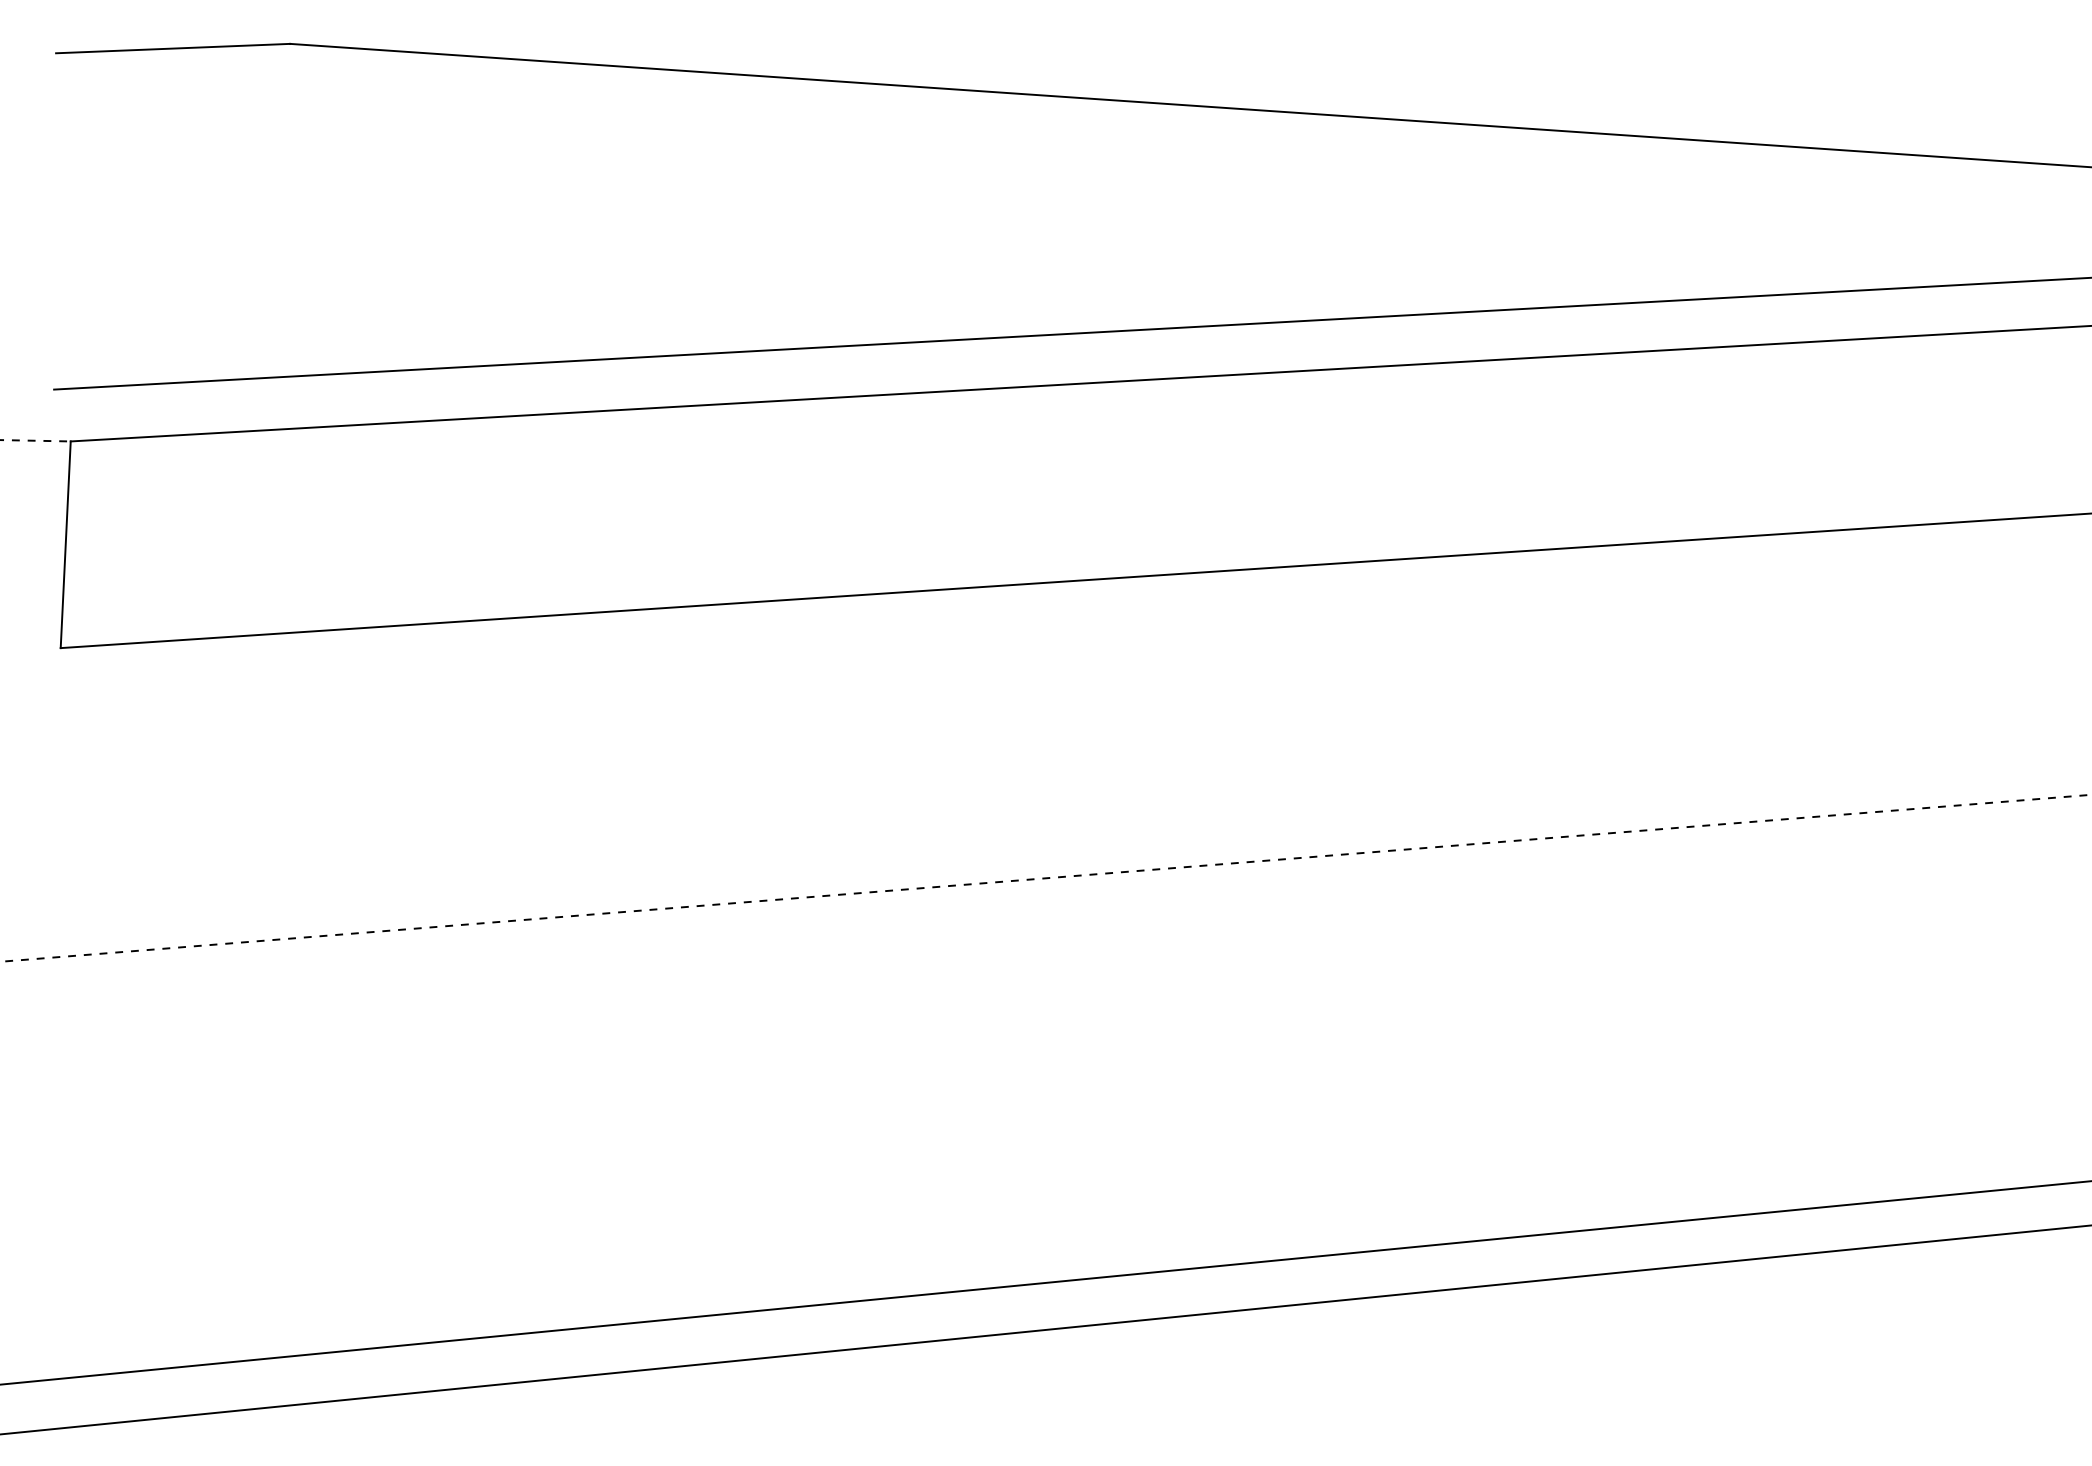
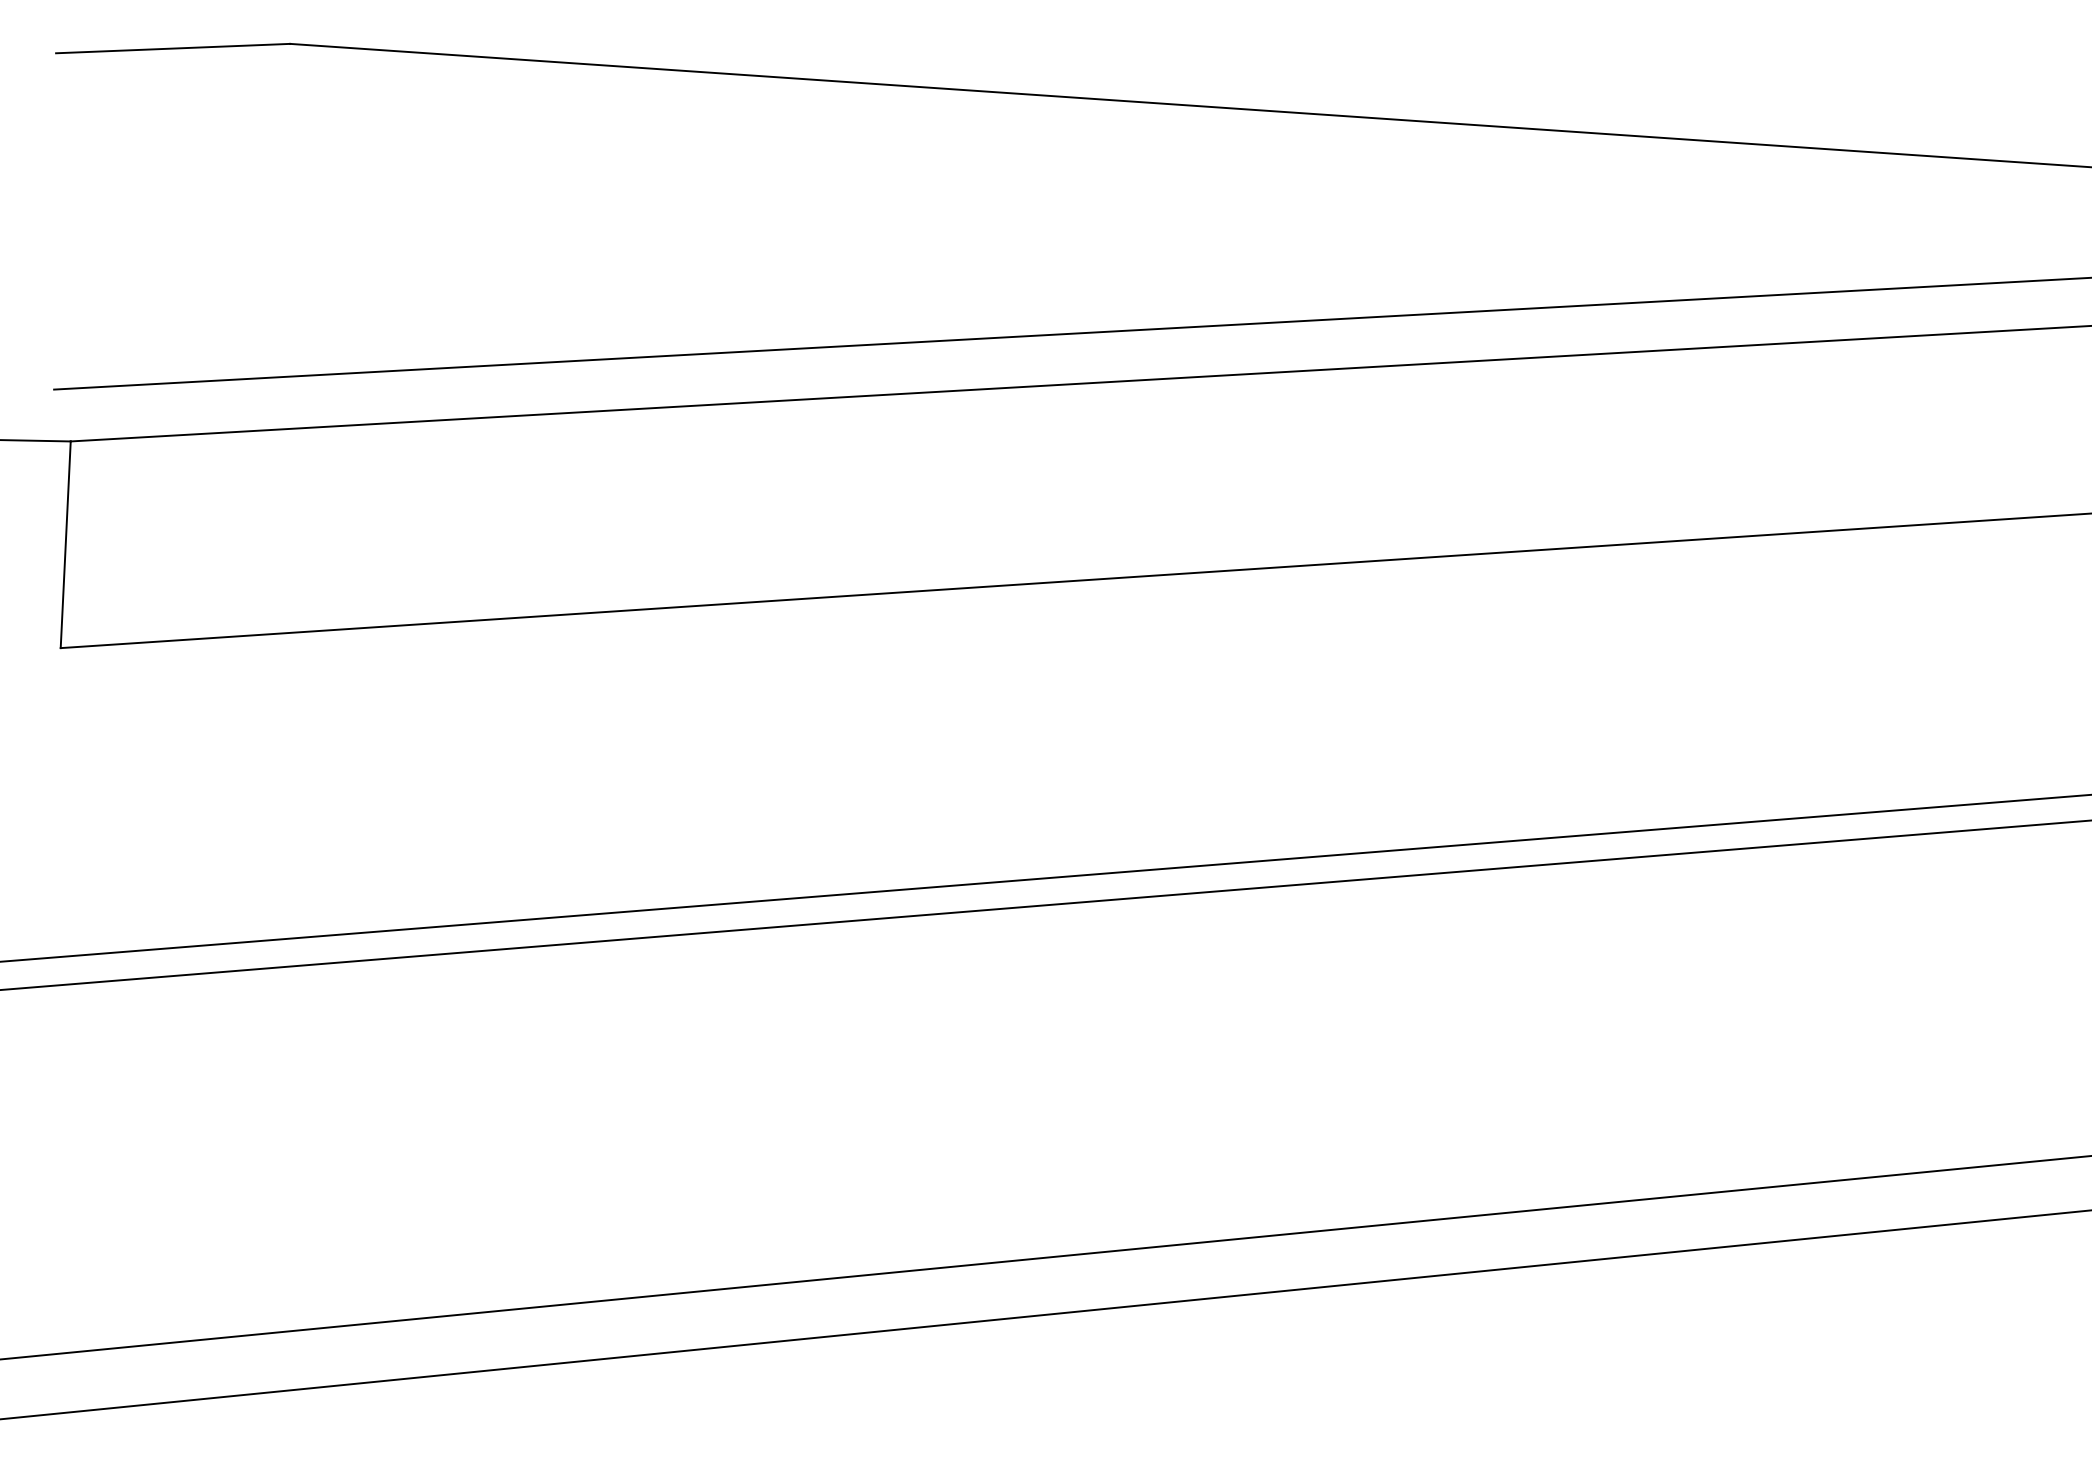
line: dashed -> solid (35, 440)
line: dashed -> solid (1045, 878)
line: none -> present (1045, 904)
line position: (1045, 1282) -> (1045, 1257) (1045, 1257)
line position: (1045, 1329) -> (1045, 1314) (1045, 1314)
